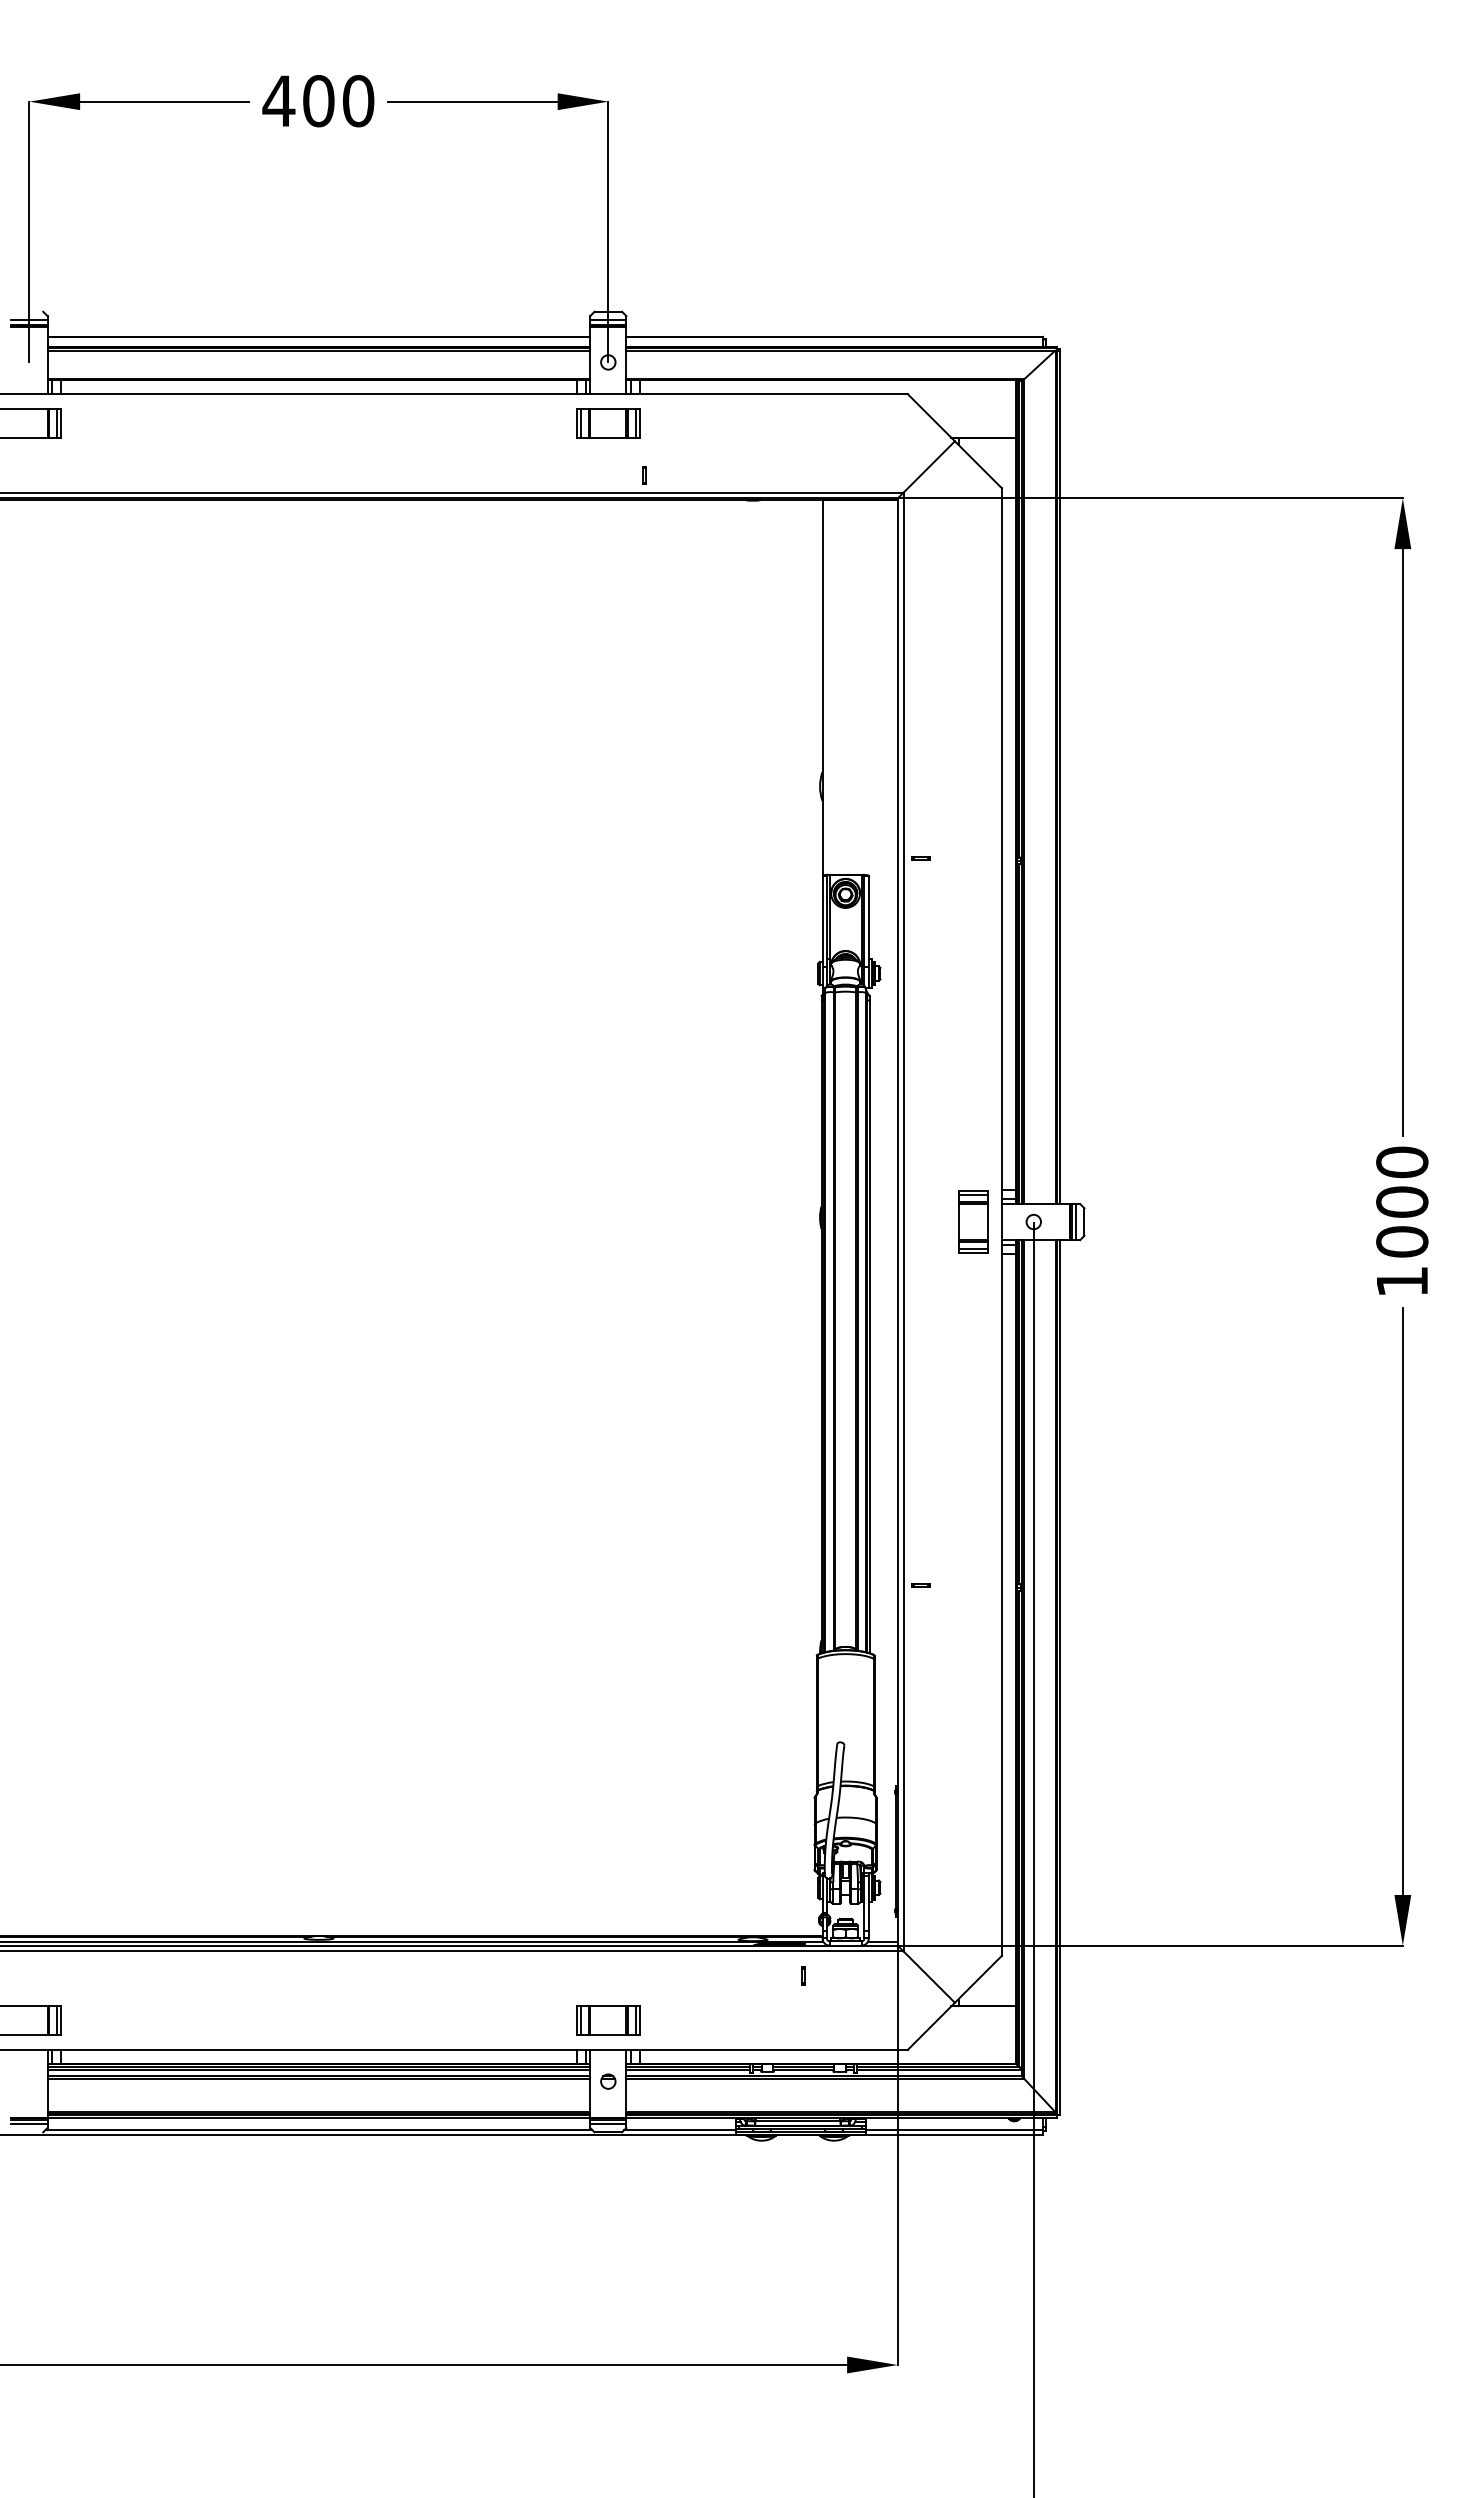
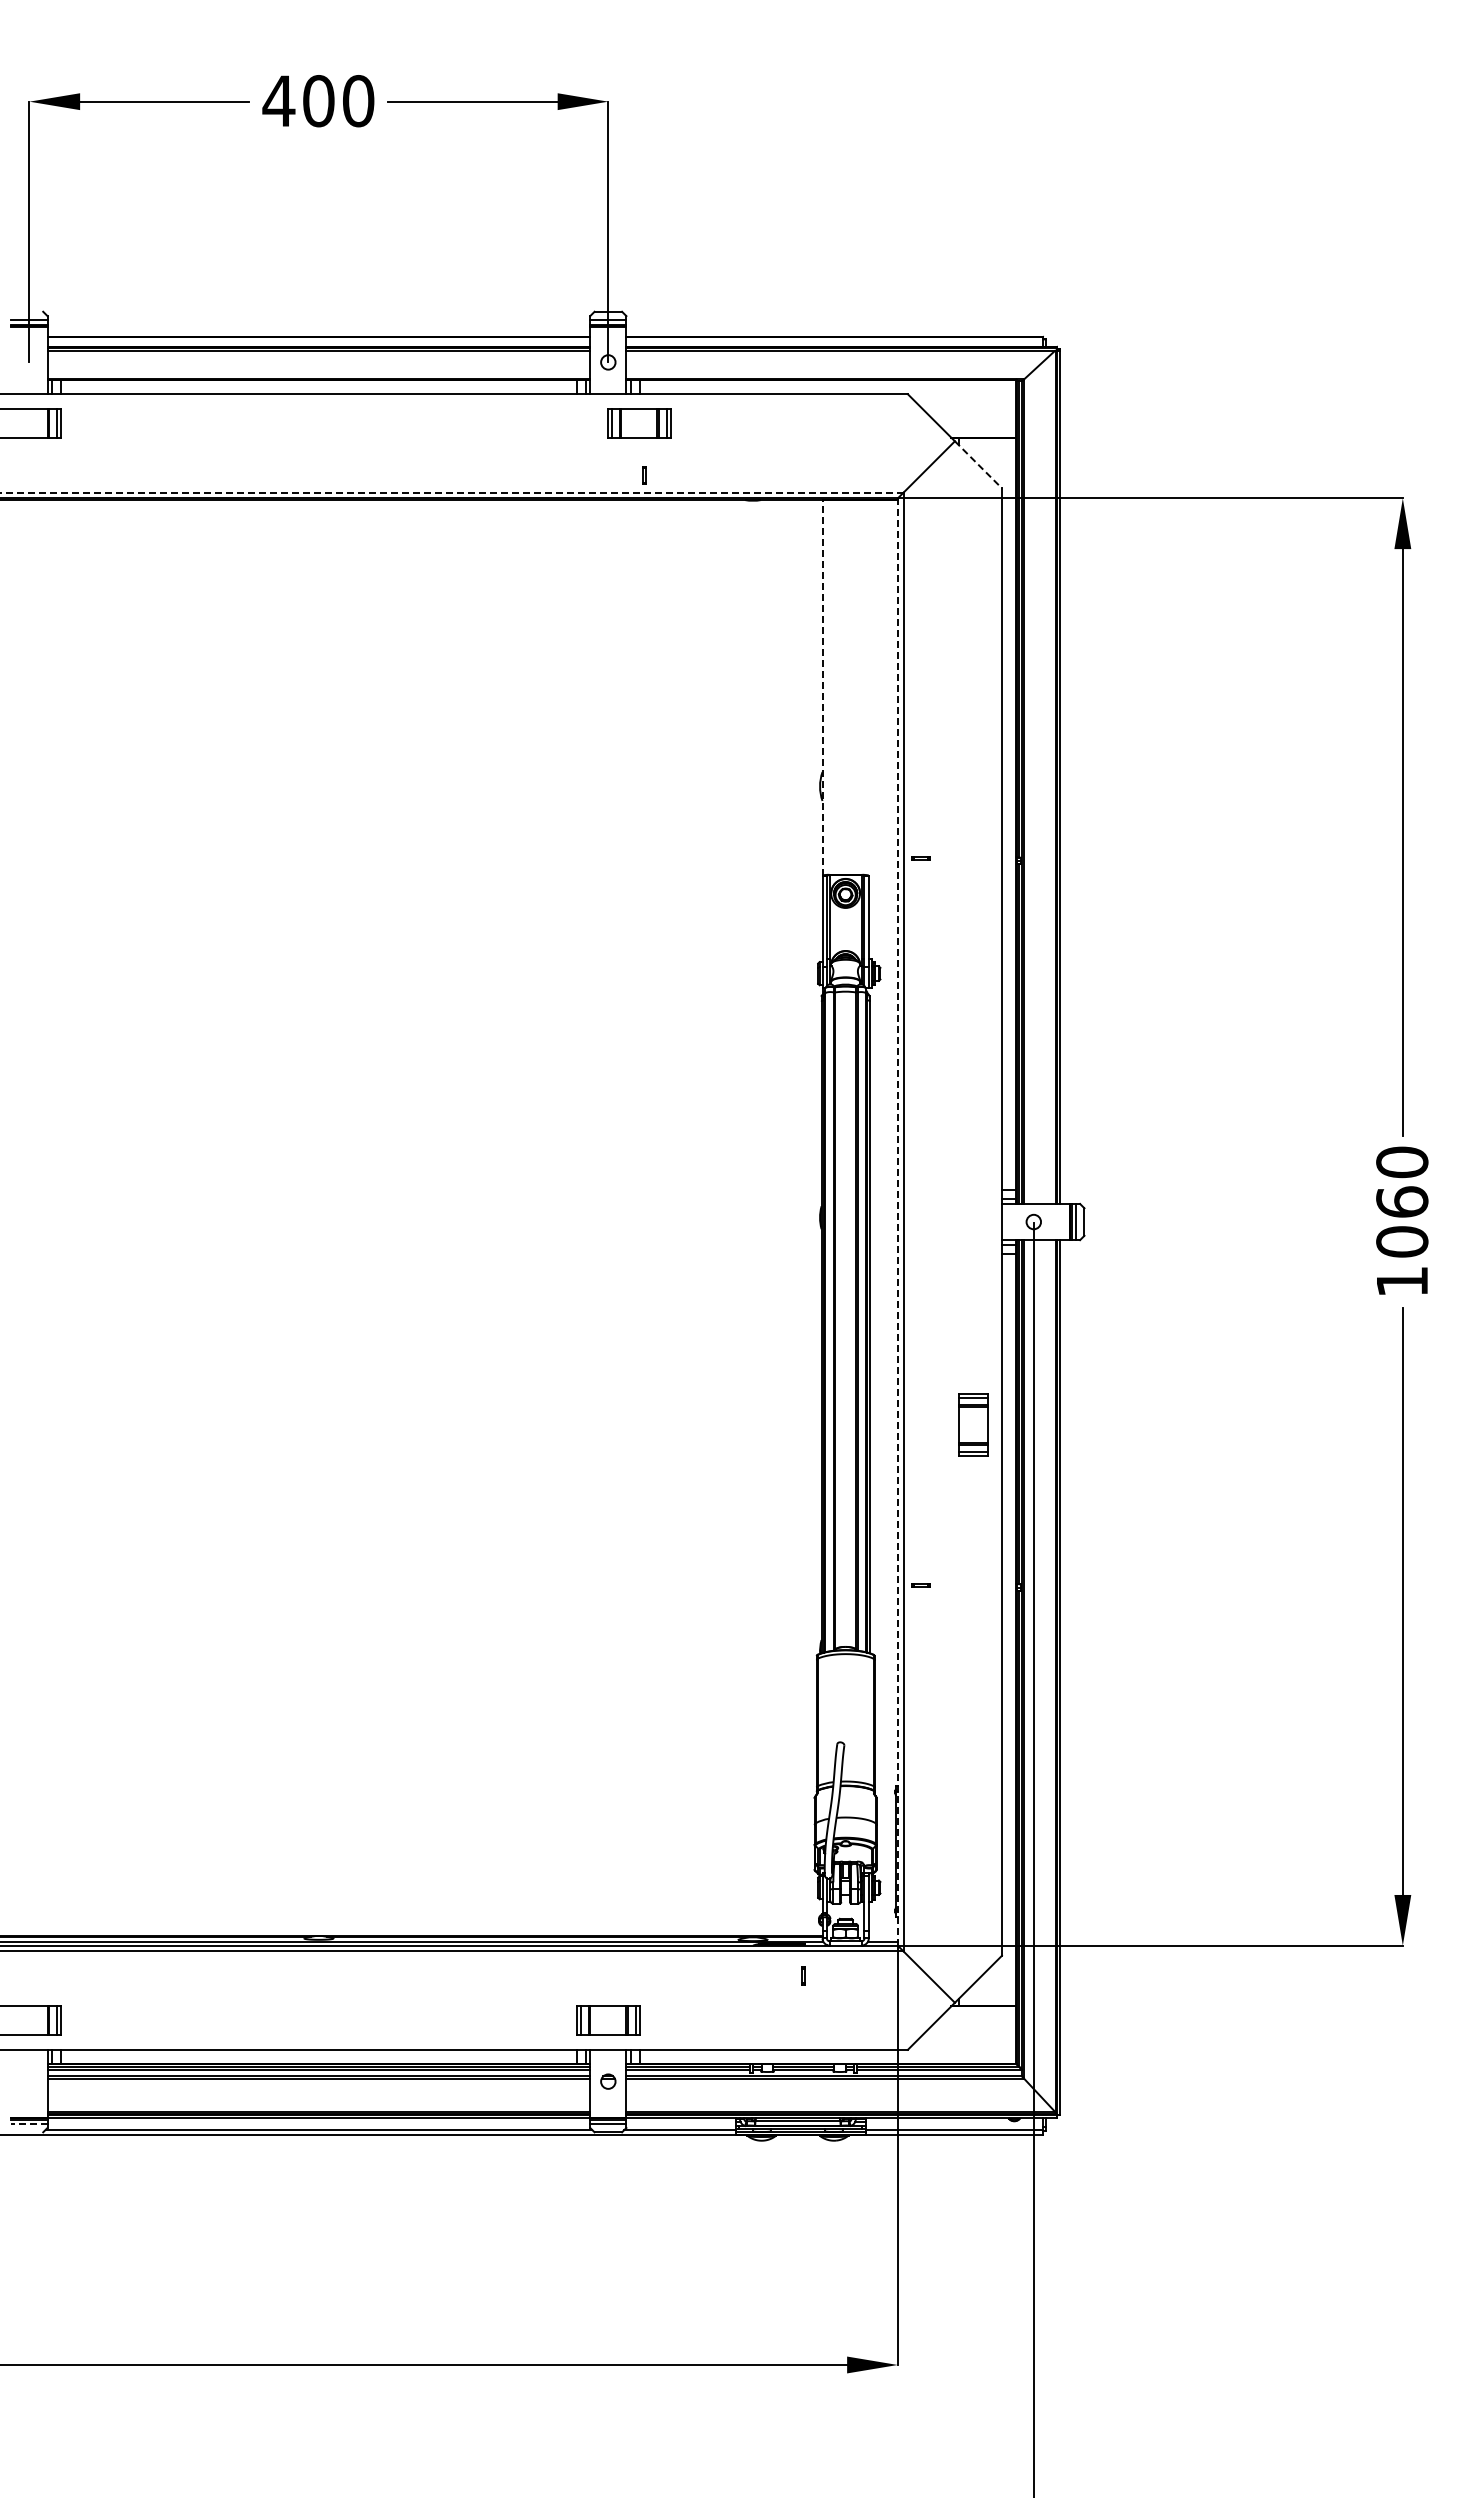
part position: (608, 423) -> (639, 423) (639, 423)
line: solid -> dashed (978, 465)
line: solid -> dashed (451, 492)
line: solid -> dashed (822, 687)
text: 1000 -> 1060 (1402, 1201)
part position: (973, 1221) -> (973, 1424) (973, 1424)
line: solid -> dashed (897, 1222)
line: solid -> dashed (28, 2124)
